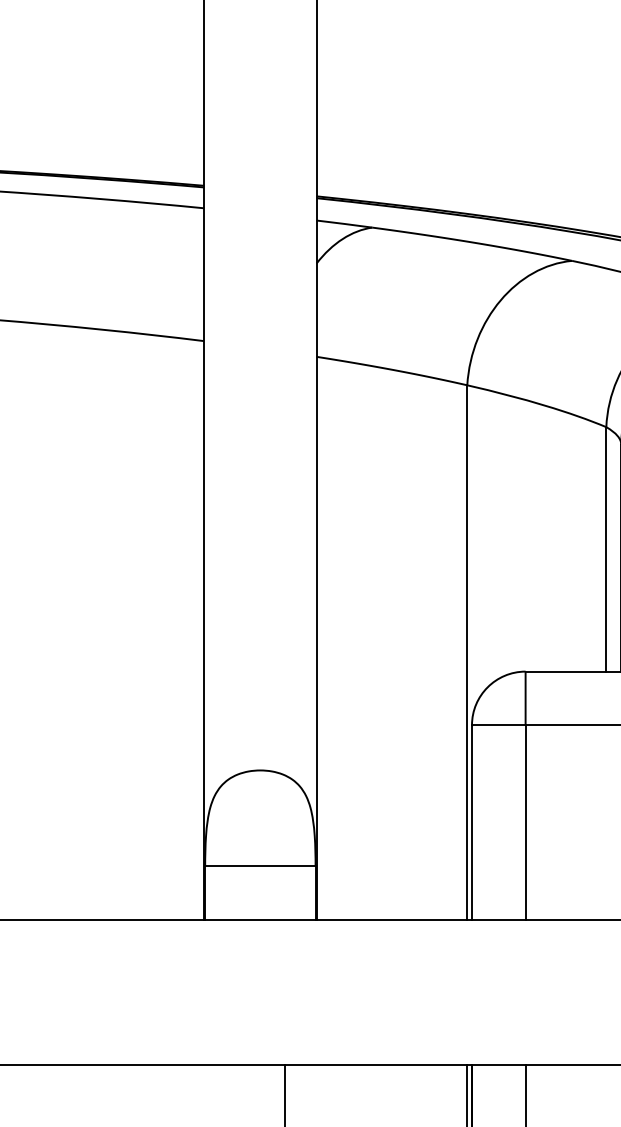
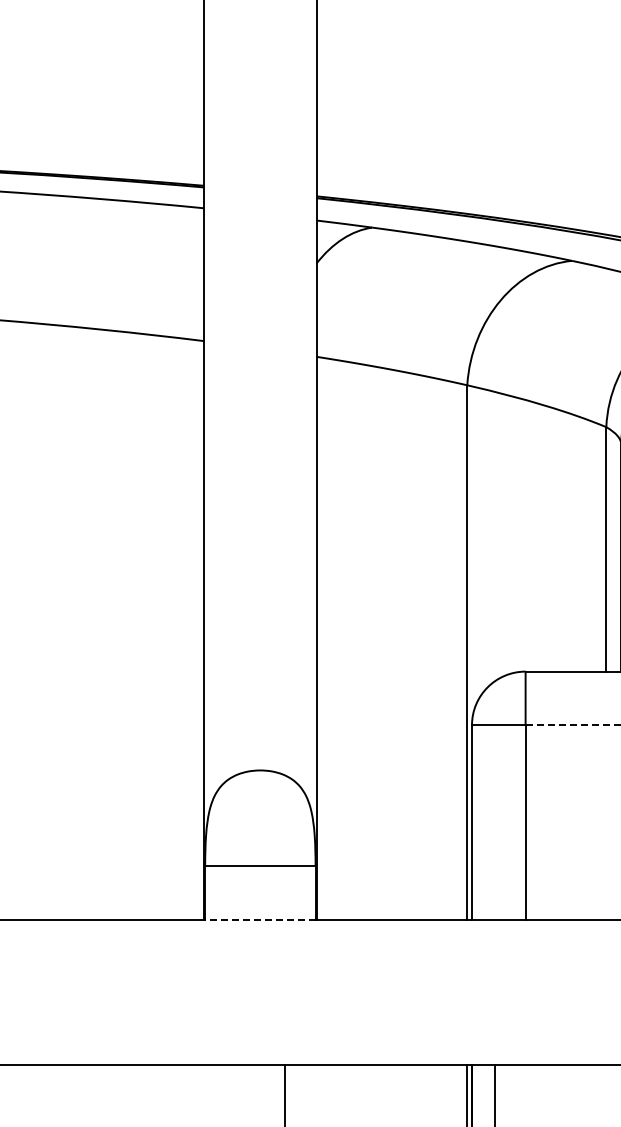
line: solid -> dashed (573, 725)
line: solid -> dashed (259, 920)
line position: (525, 1093) -> (494, 1093) (494, 1093)
